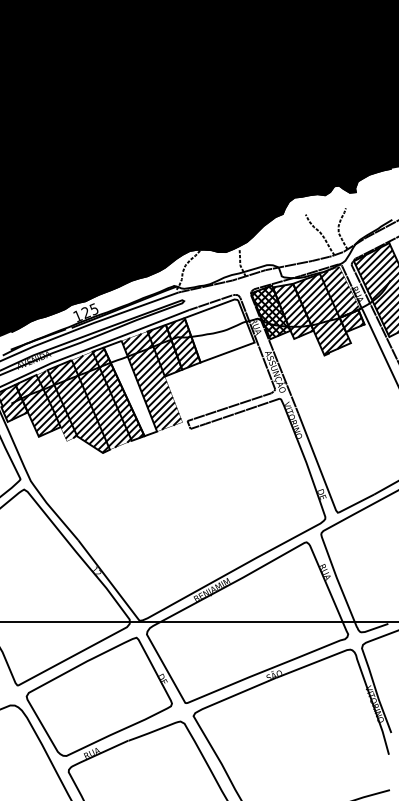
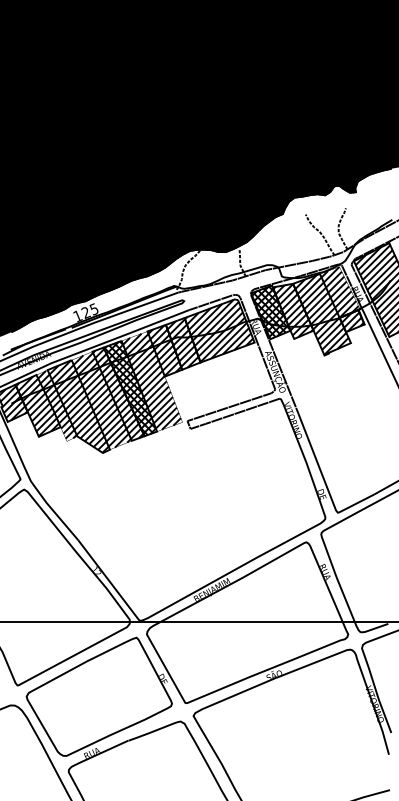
hatch: none -> present (219, 330)
hatch: none -> present (129, 388)
